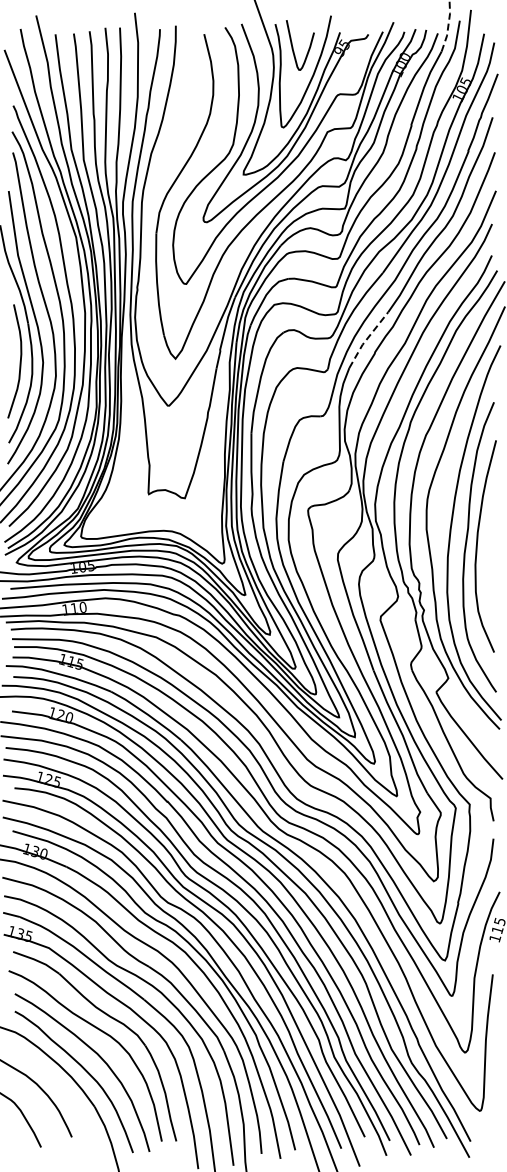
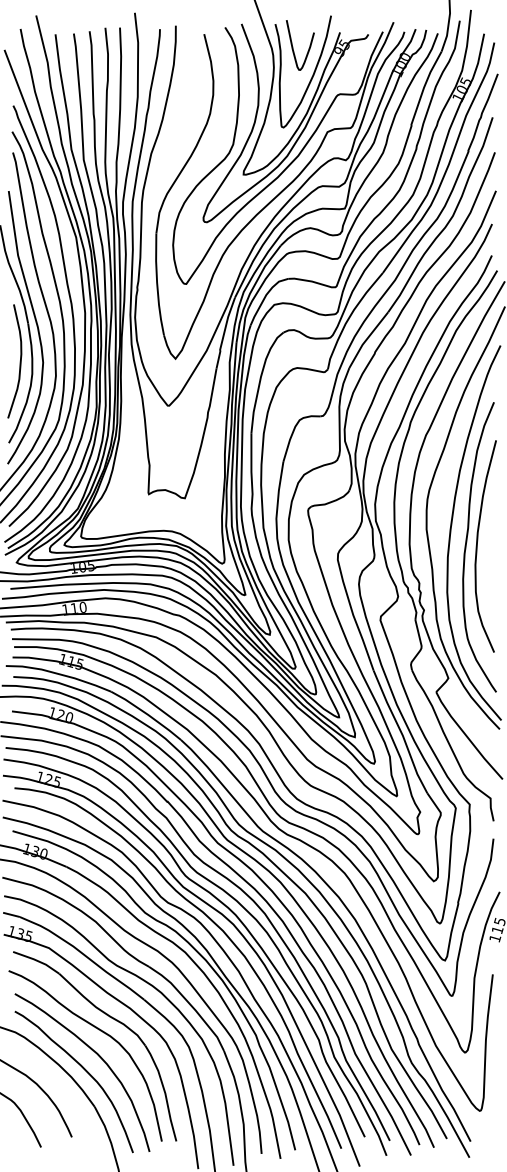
line: dashed -> solid (448, 26)
line: dashed -> solid (366, 339)
